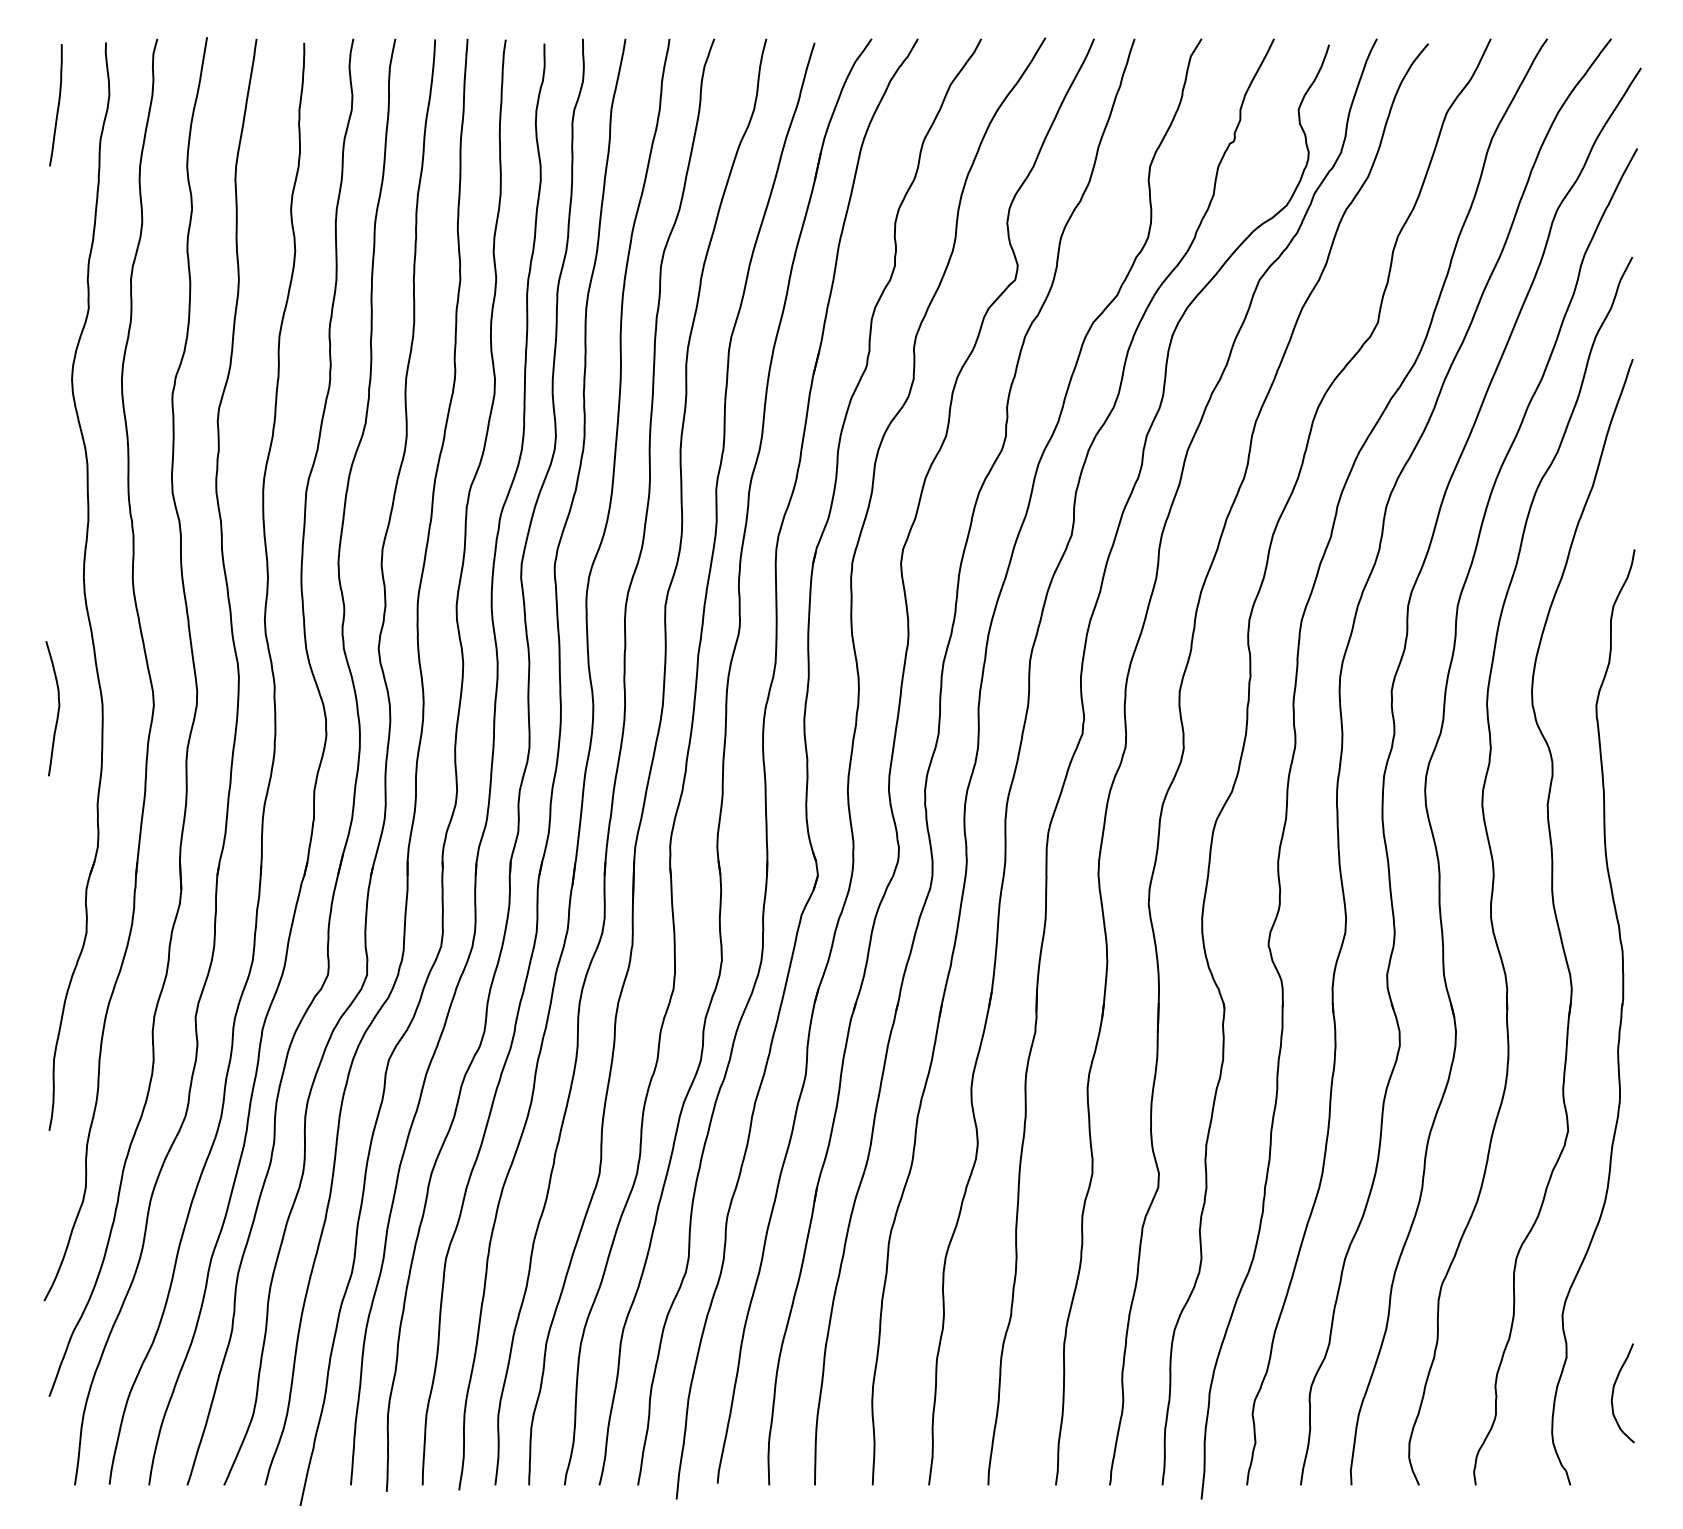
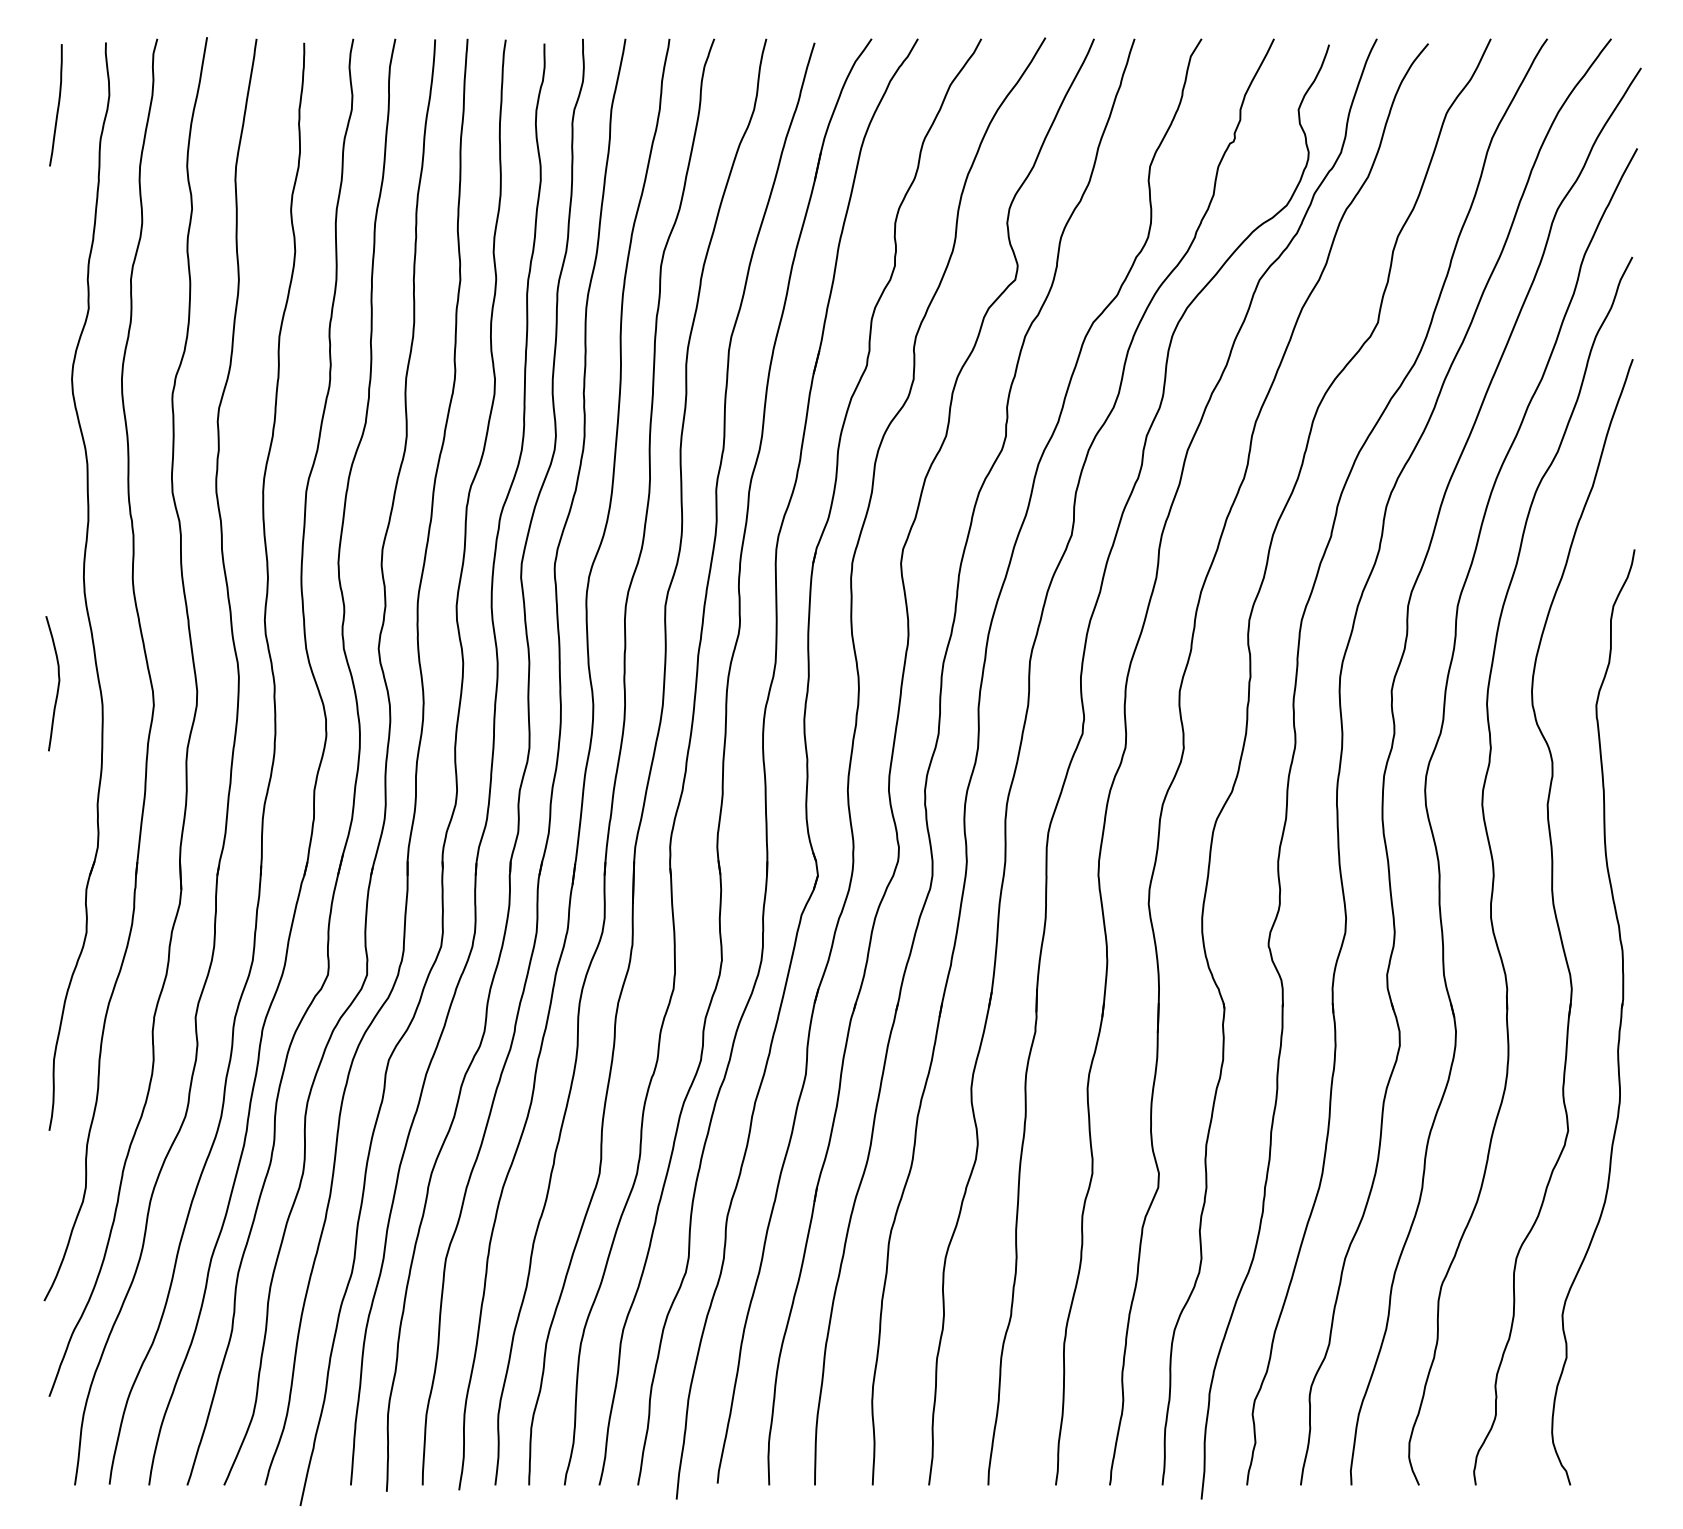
curve position: (57, 710) -> (57, 685) (57, 685)
curve: present -> none (1614, 1390)
